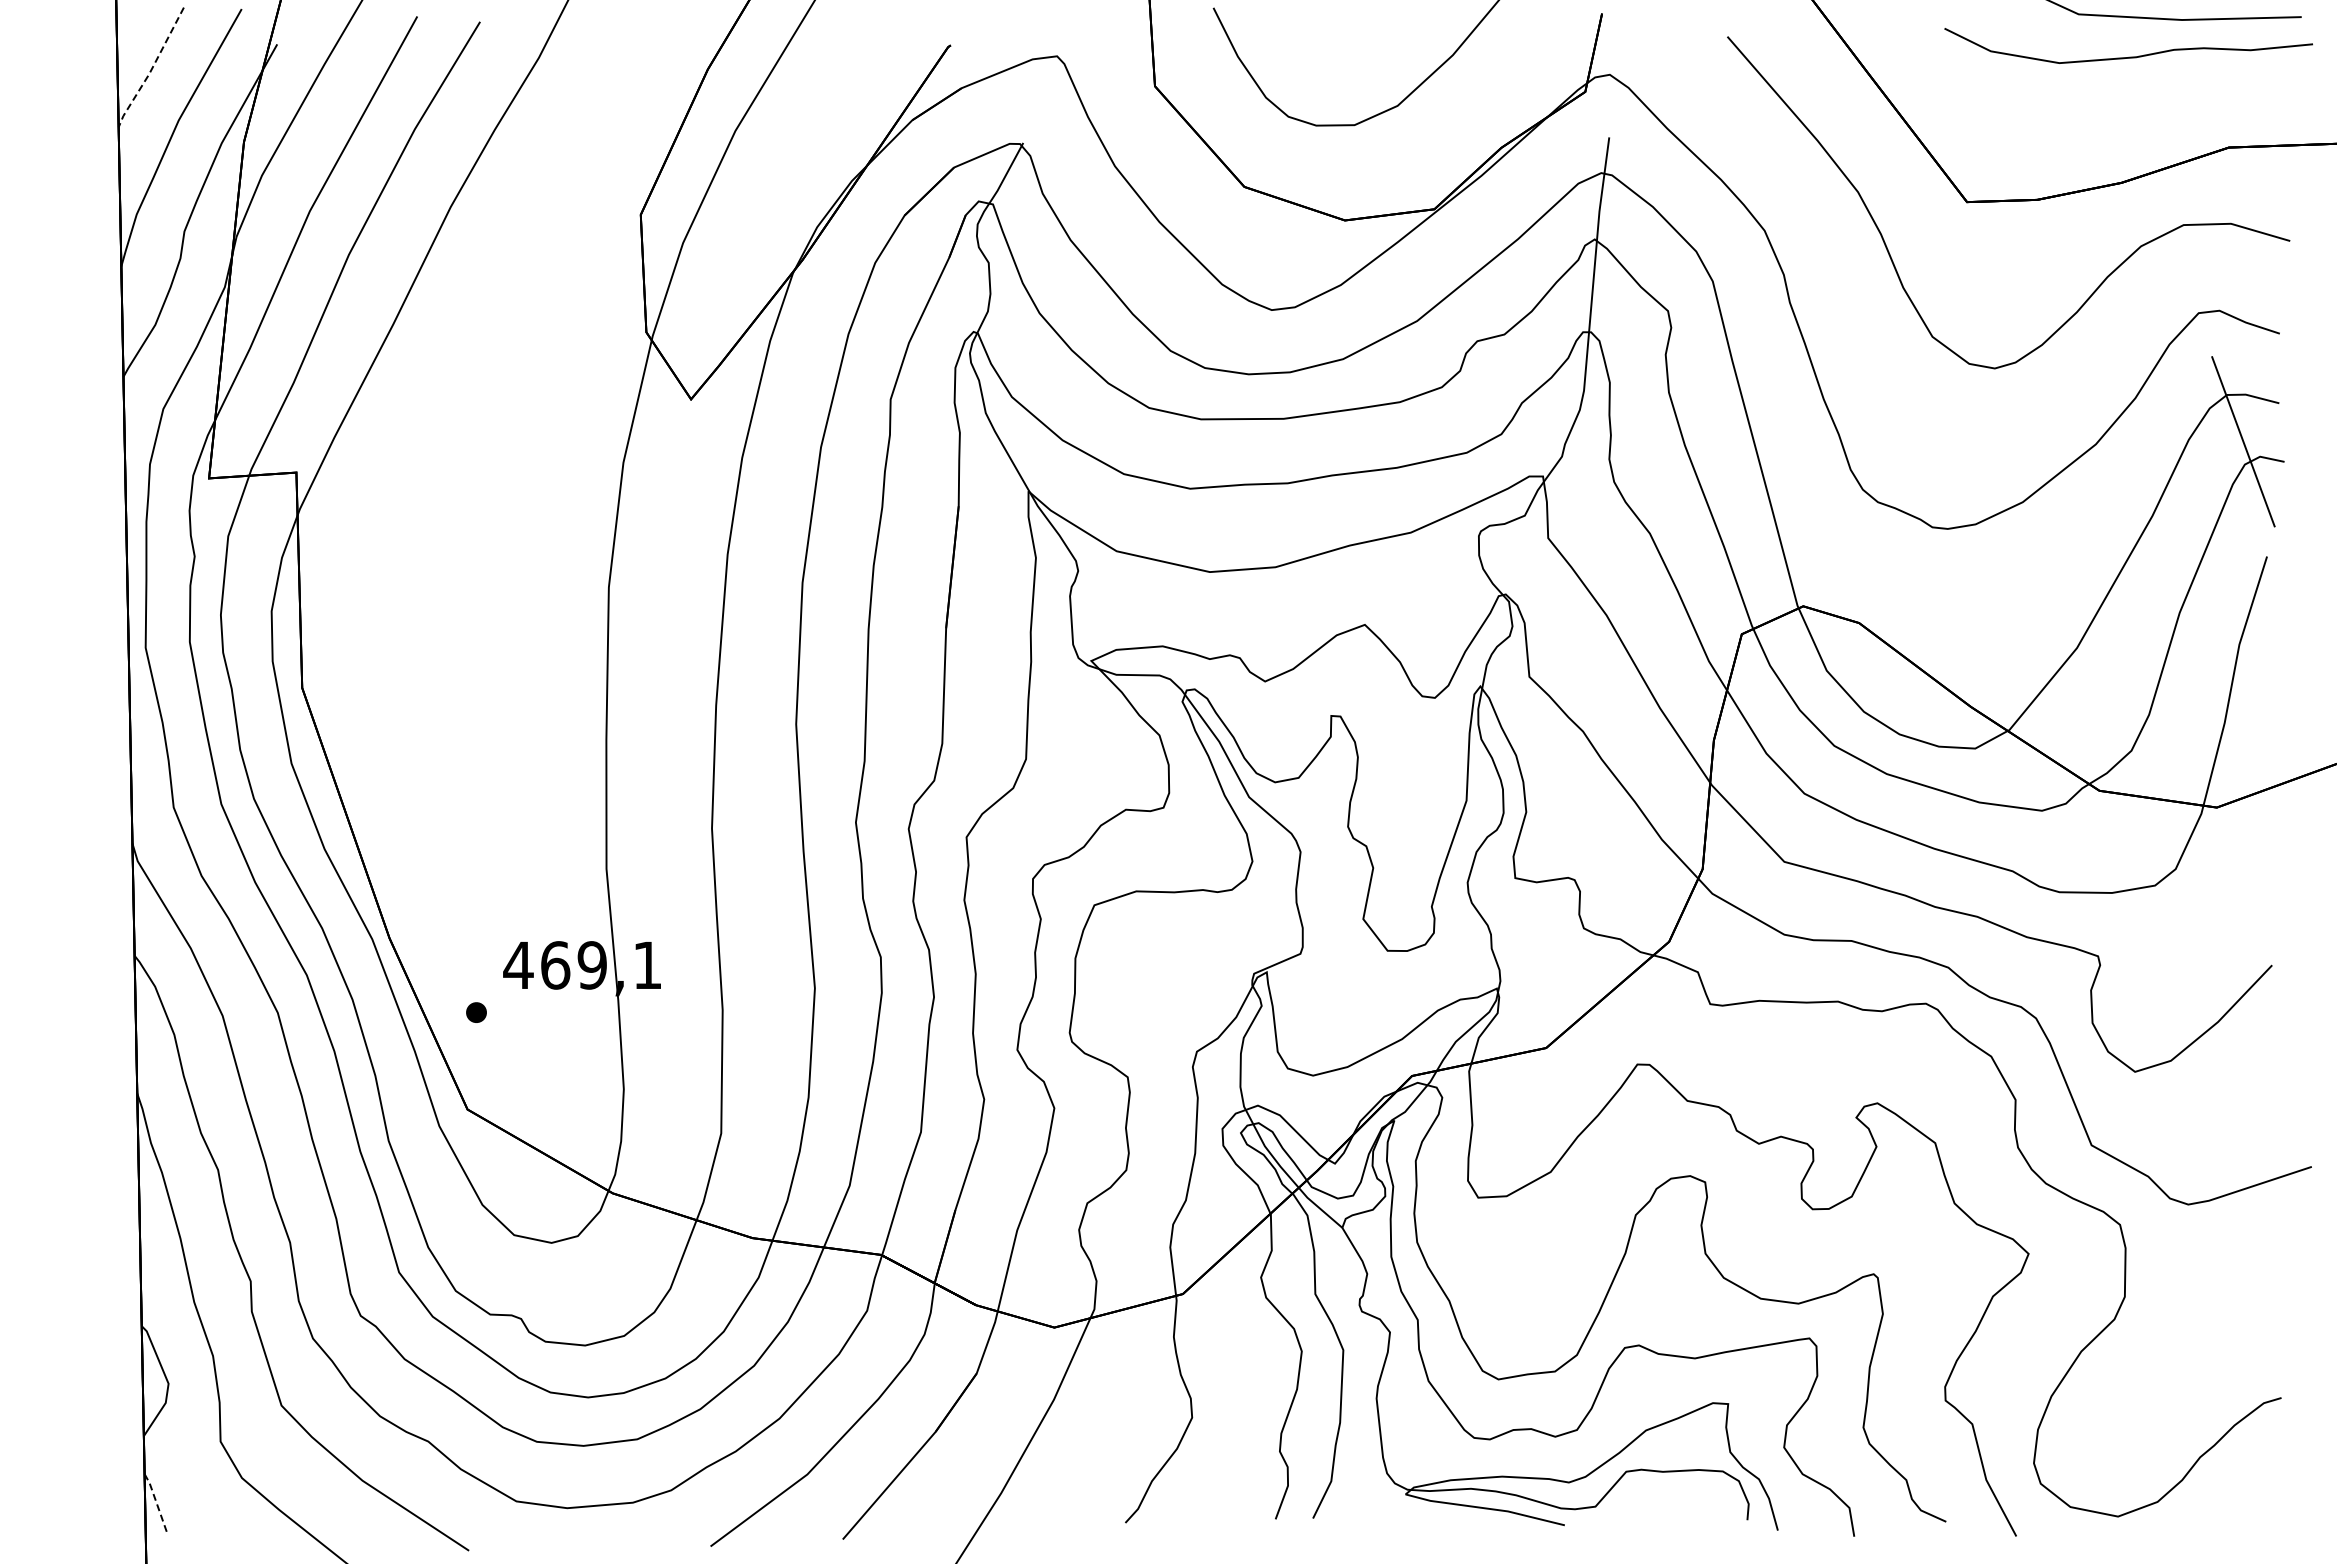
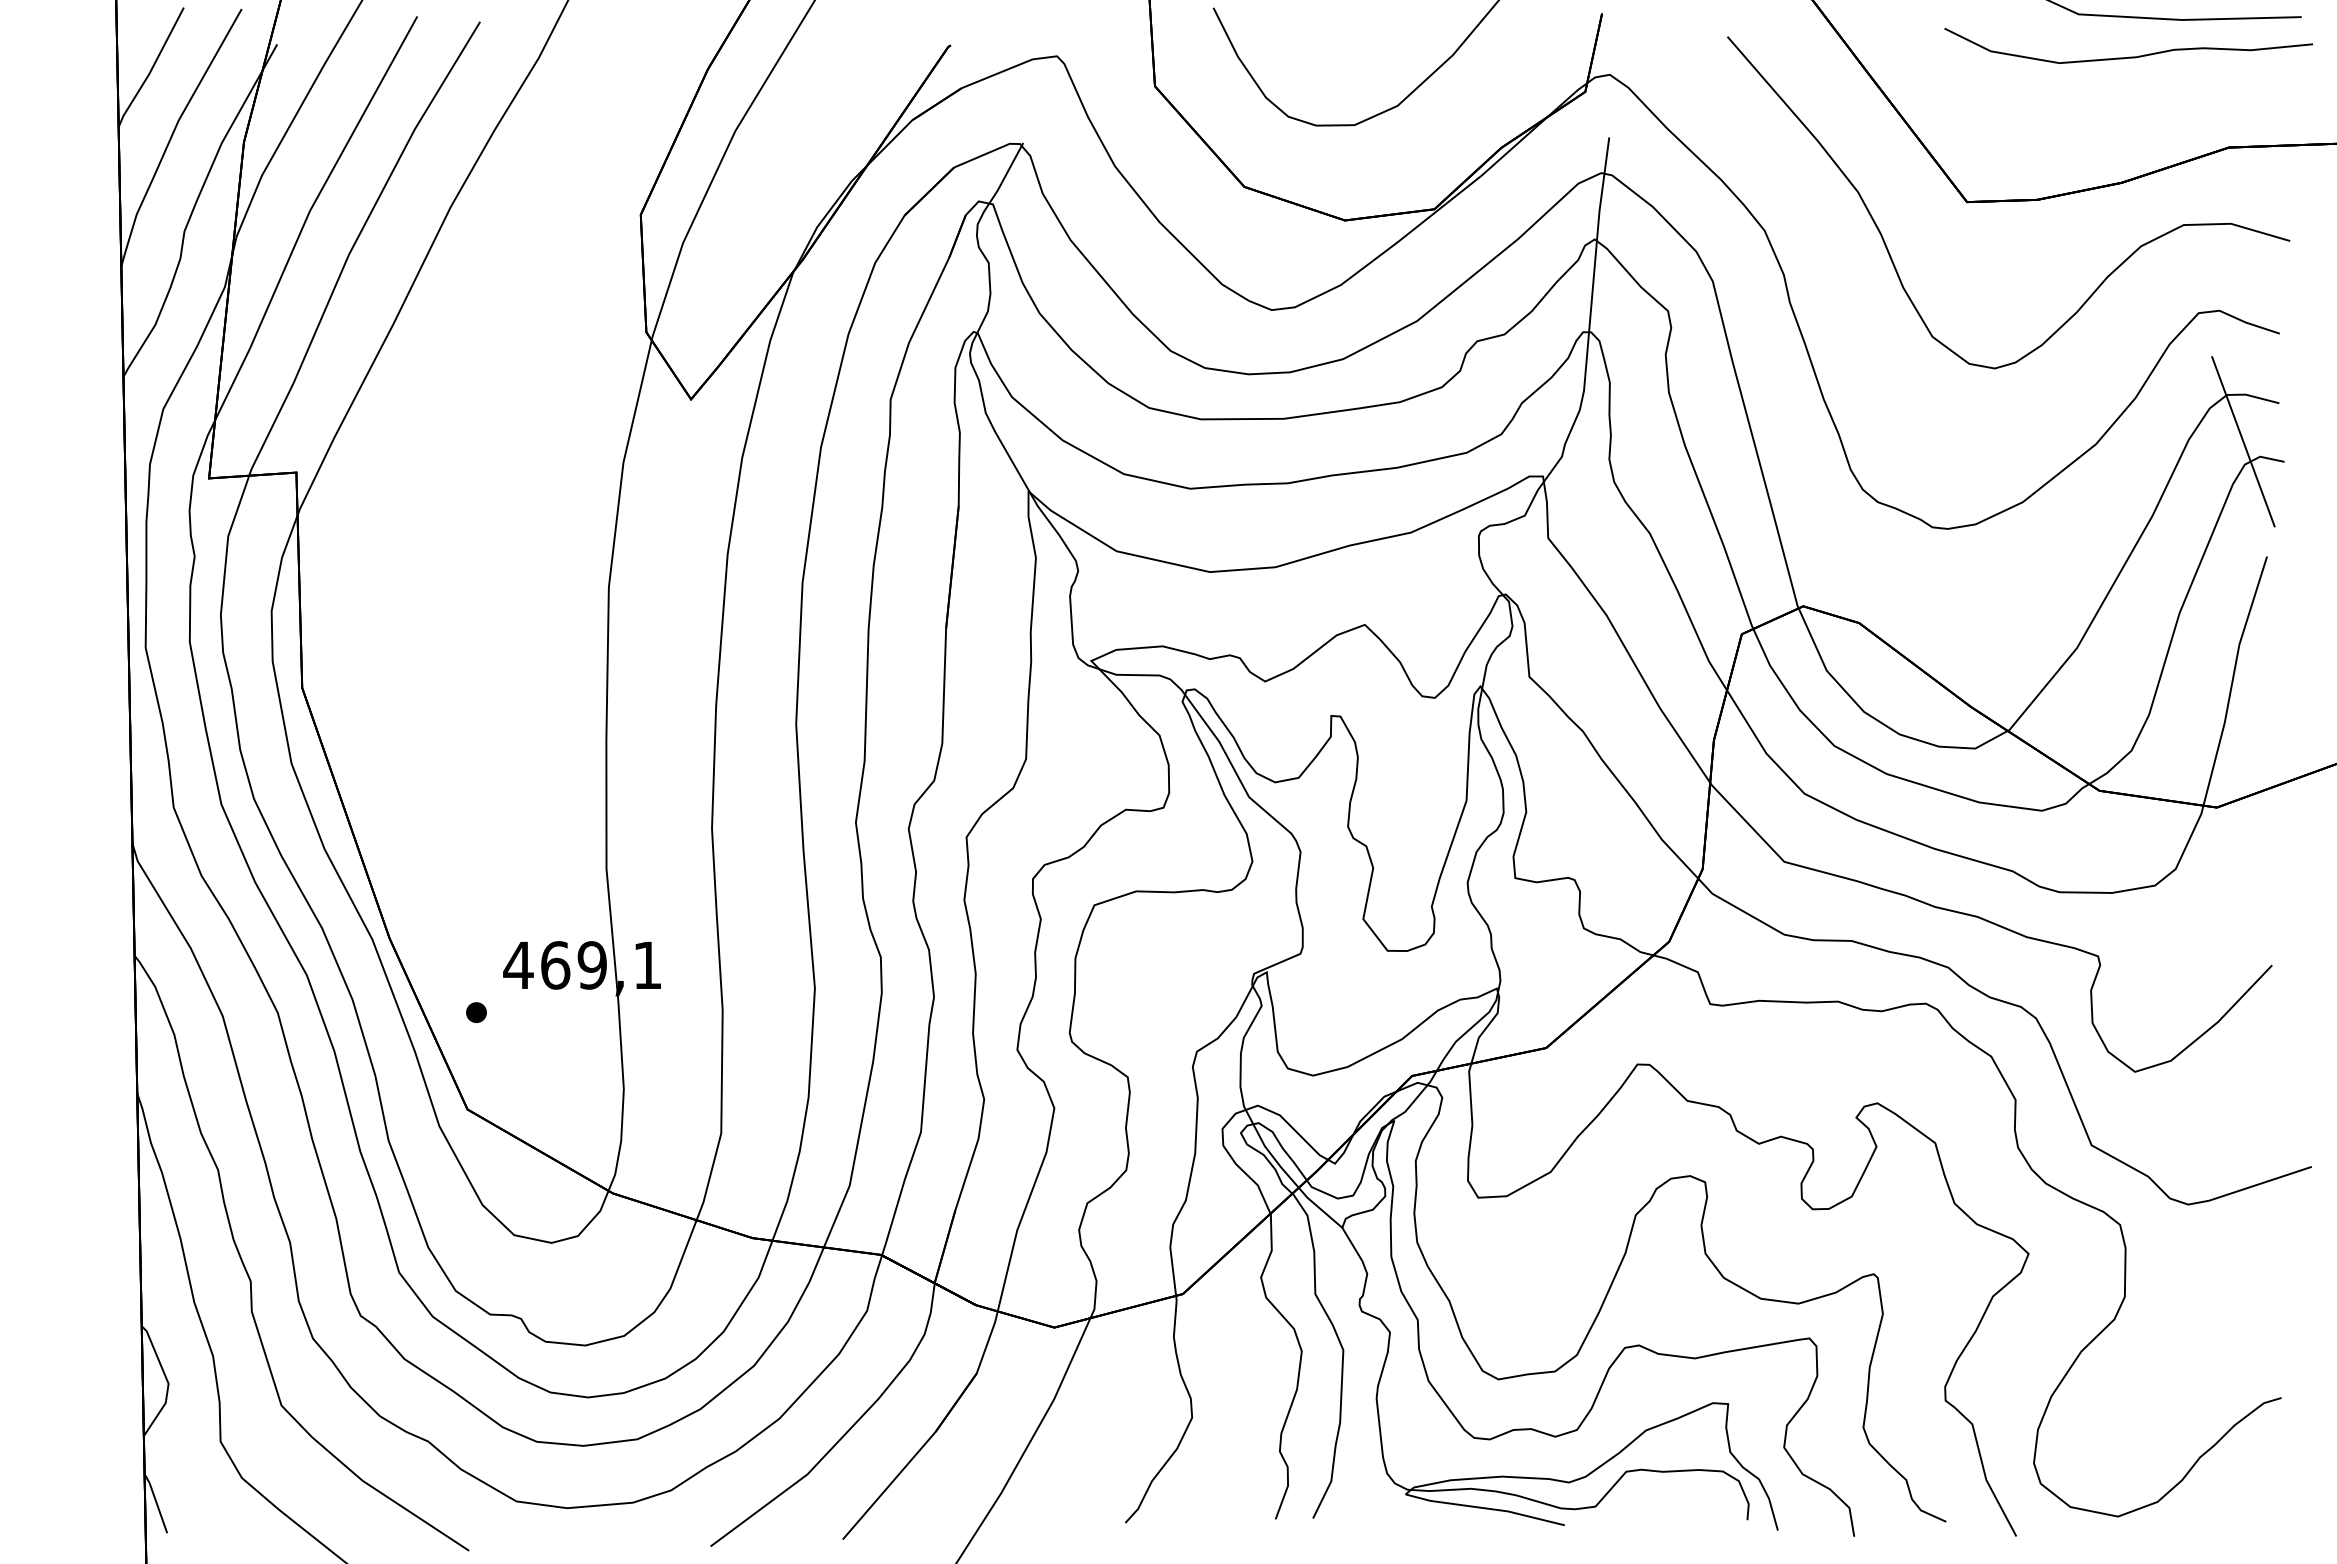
line: dashed -> solid (151, 69)
line: dashed -> solid (156, 1503)
